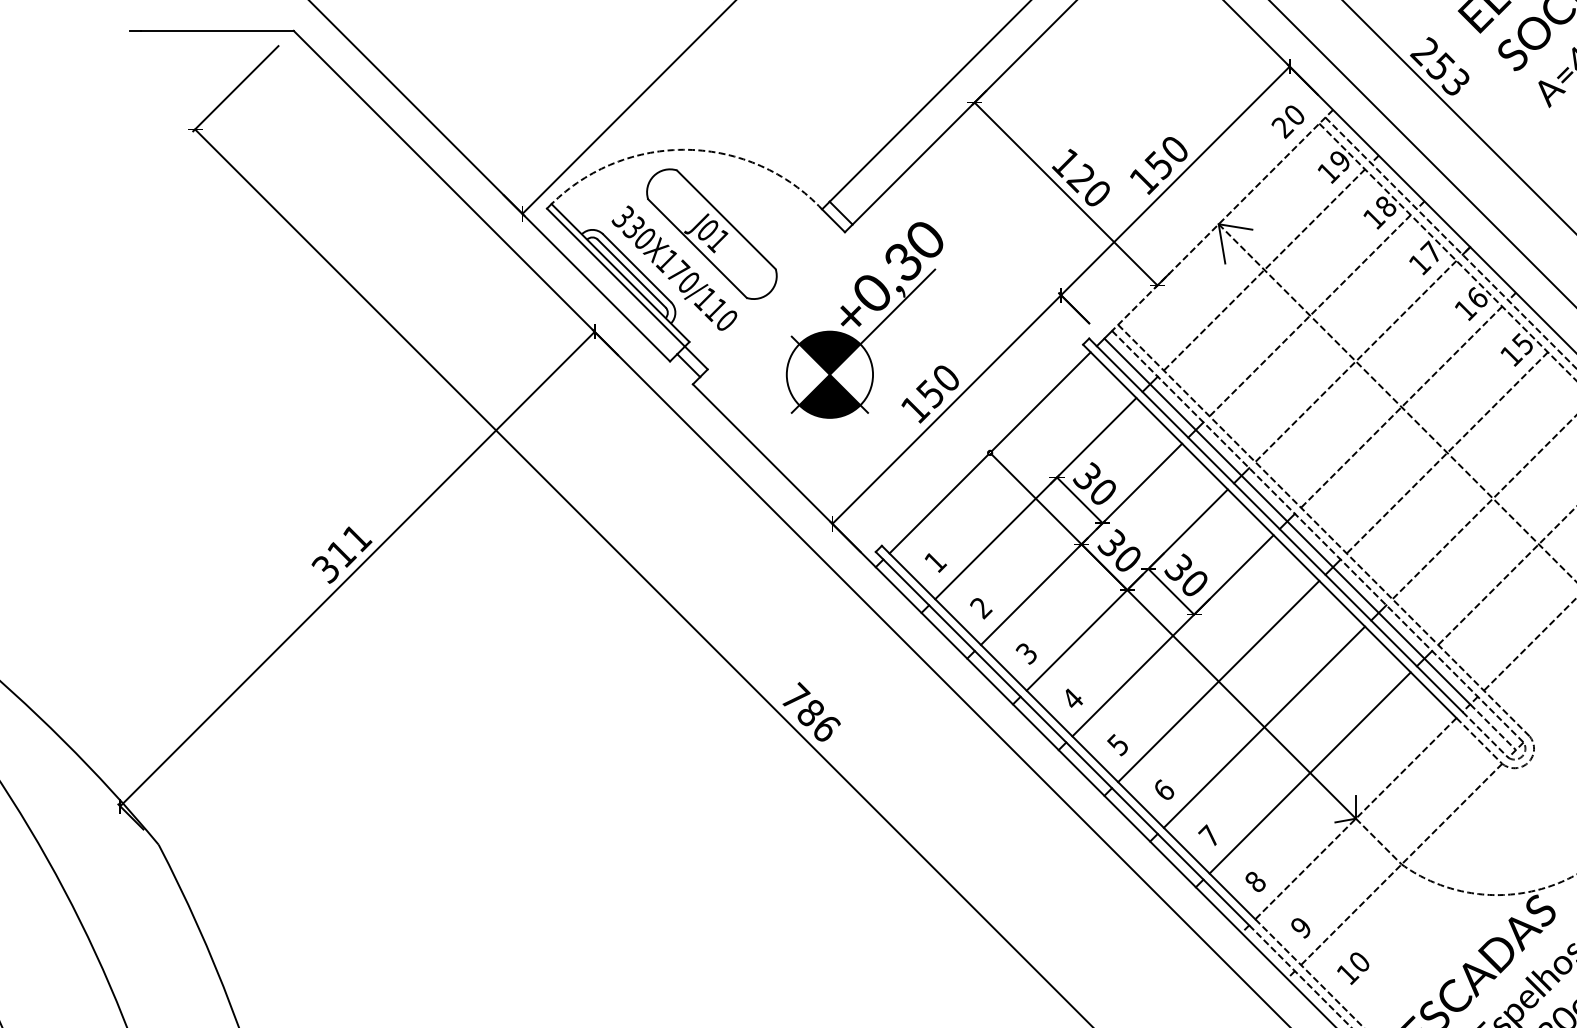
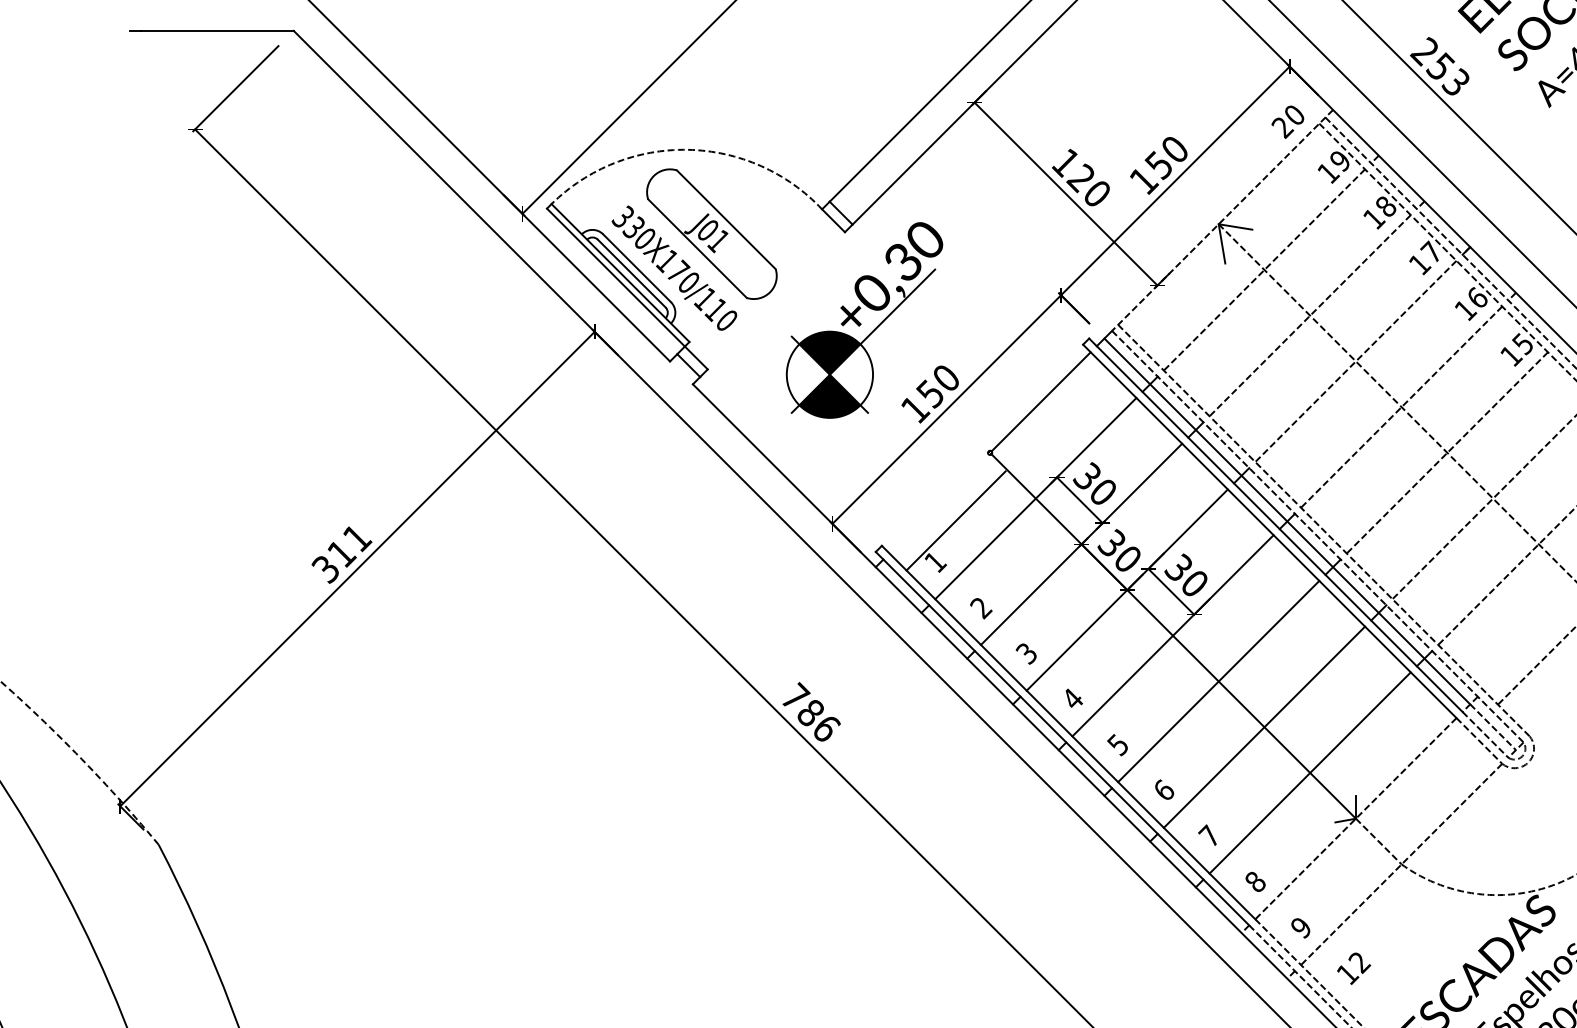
line position: (938, 503) -> (955, 520) (955, 520)
line position: (1528, 645) -> (1535, 666) (1535, 666)
arc: solid -> dashed (81, 759)
text: 10 -> 12 (1359, 962)
